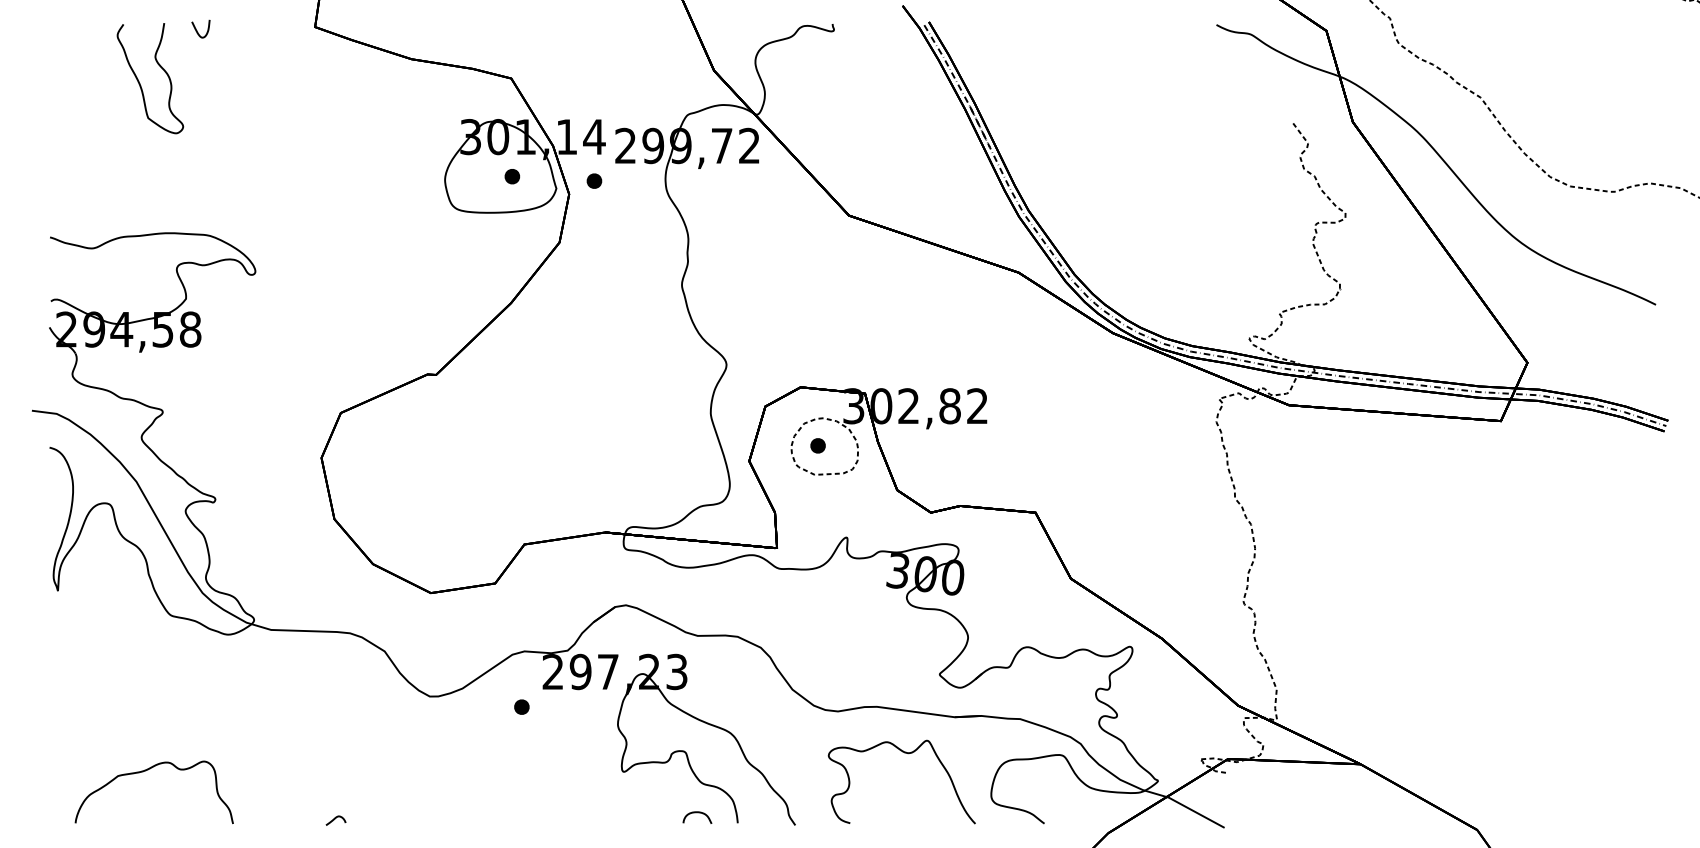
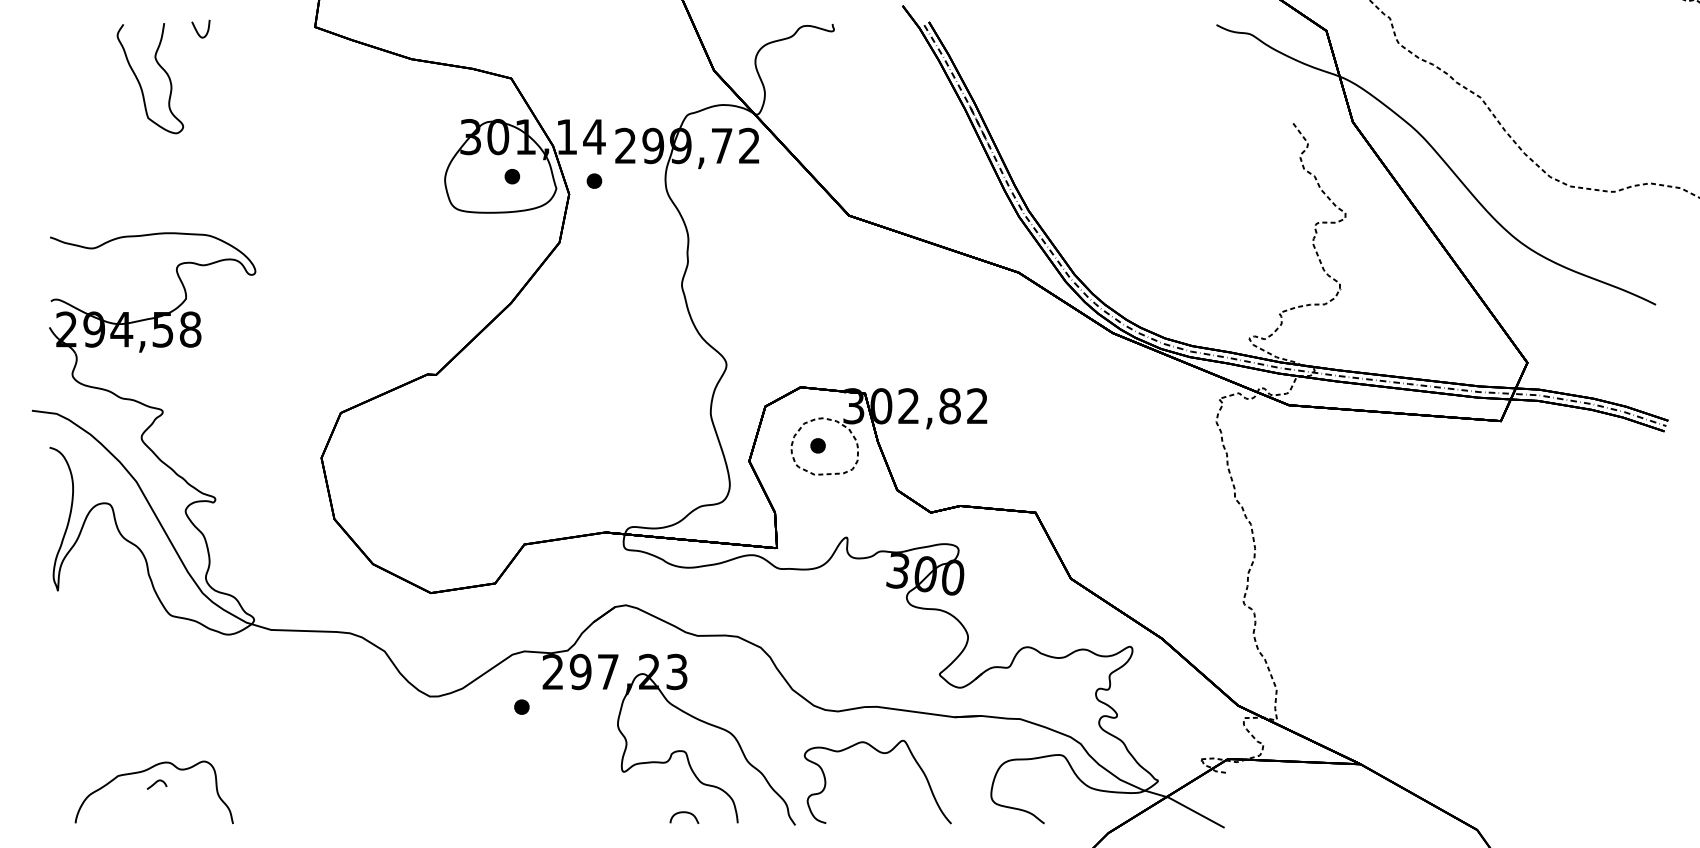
curve position: (908, 754) -> (884, 754) (884, 754)
curve position: (697, 813) -> (684, 813) (684, 813)
curve position: (335, 819) -> (156, 783) (156, 783)
